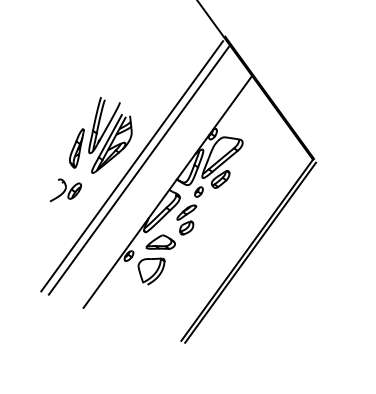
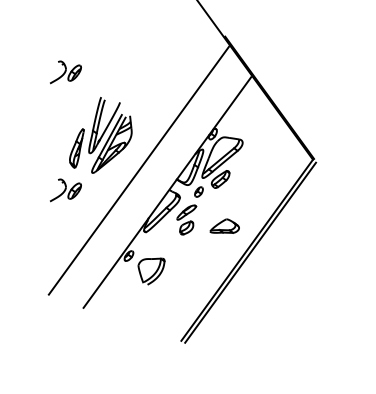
part: none -> present (65, 72)
line: present -> none (132, 166)
part position: (160, 241) -> (224, 225) (224, 225)
